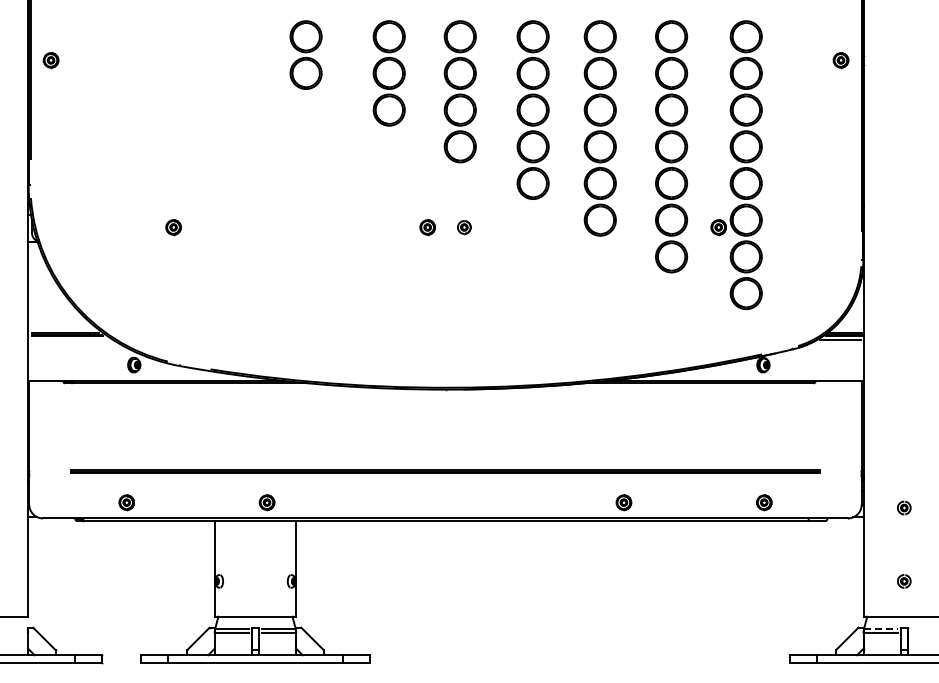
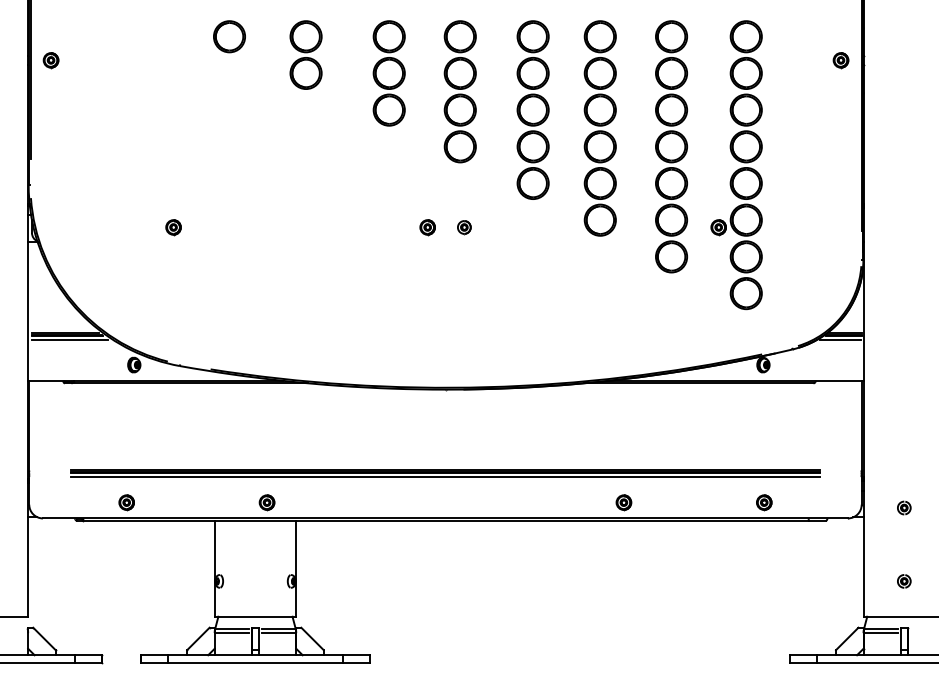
part: none -> present (229, 36)
line: none -> present (70, 339)
line: none -> present (445, 477)
line: dashed -> solid (880, 628)
